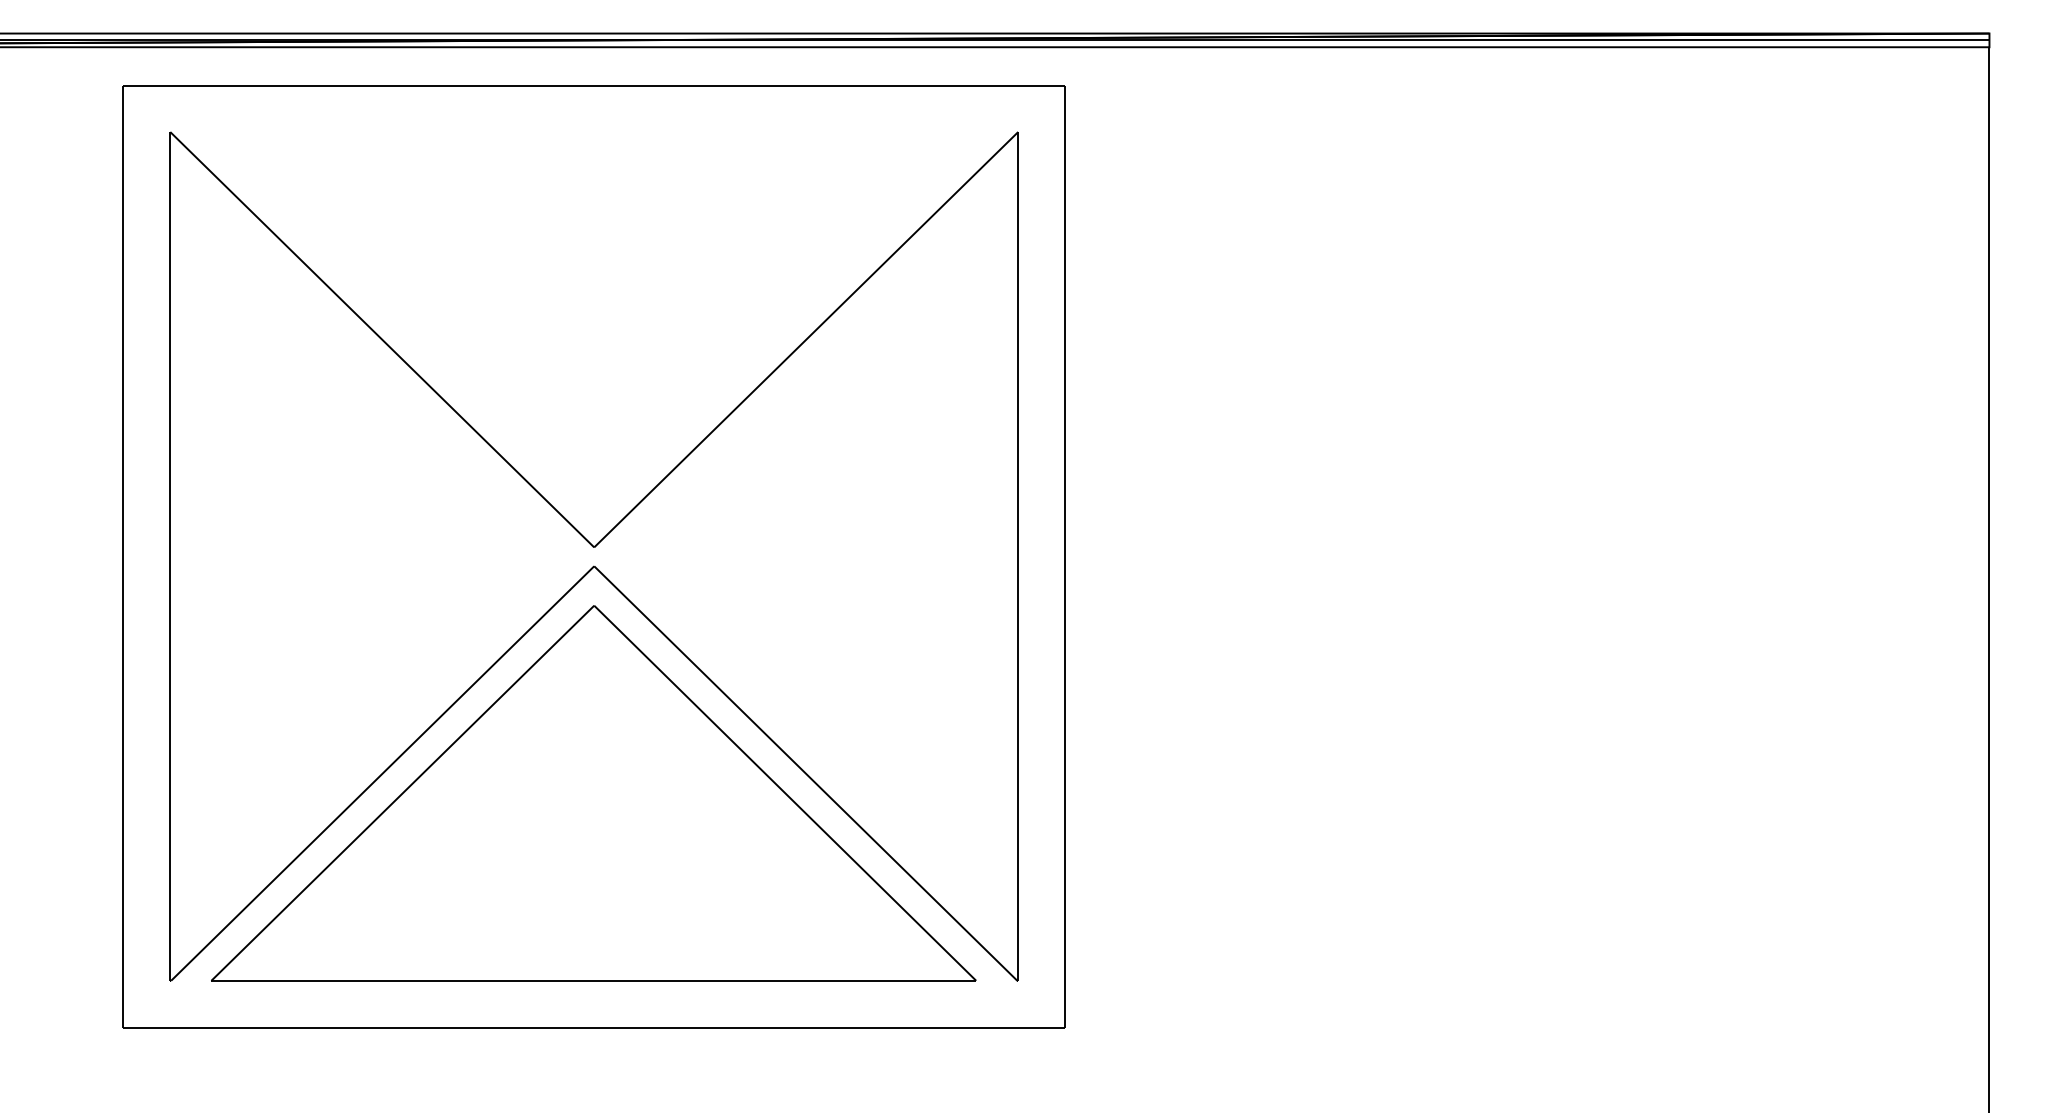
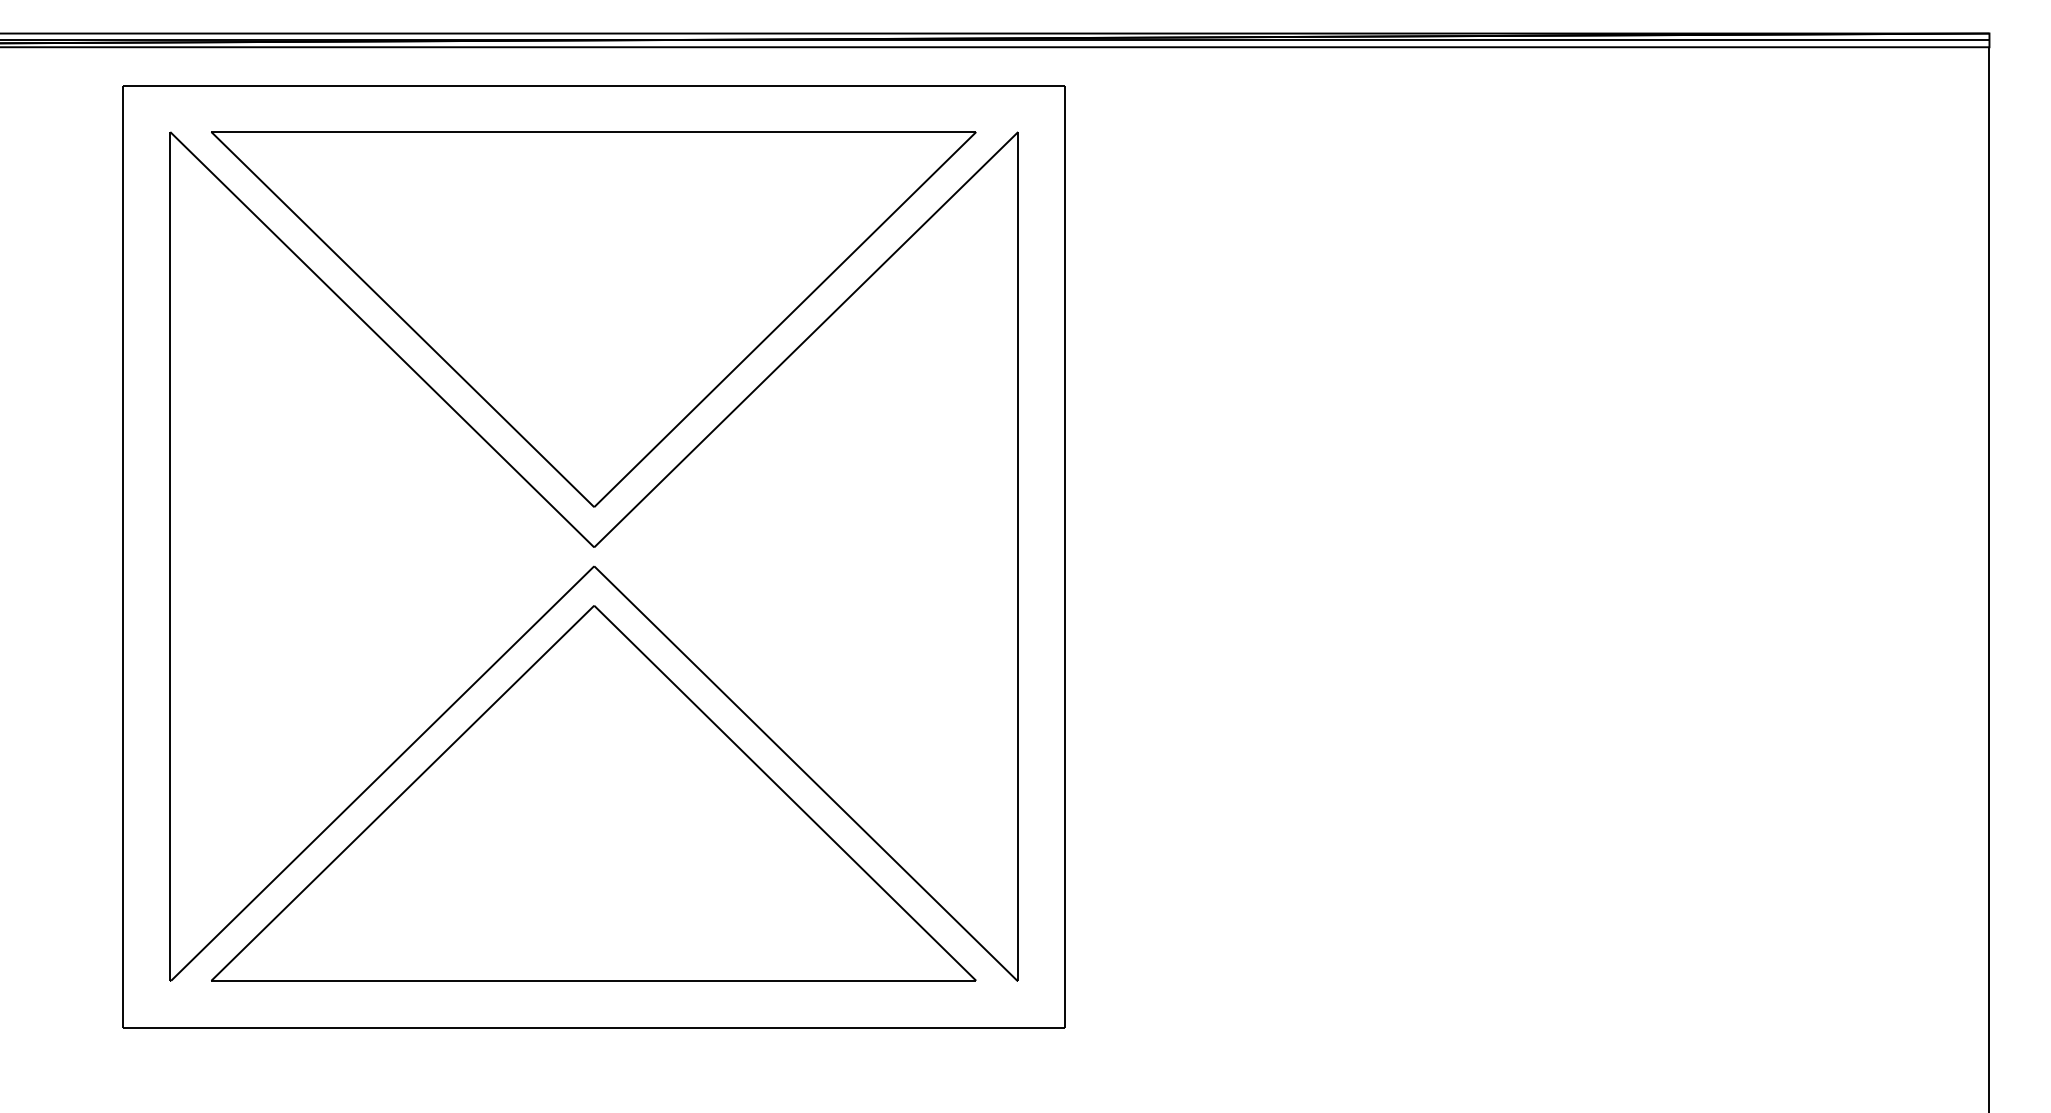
part: none -> present (593, 319)
